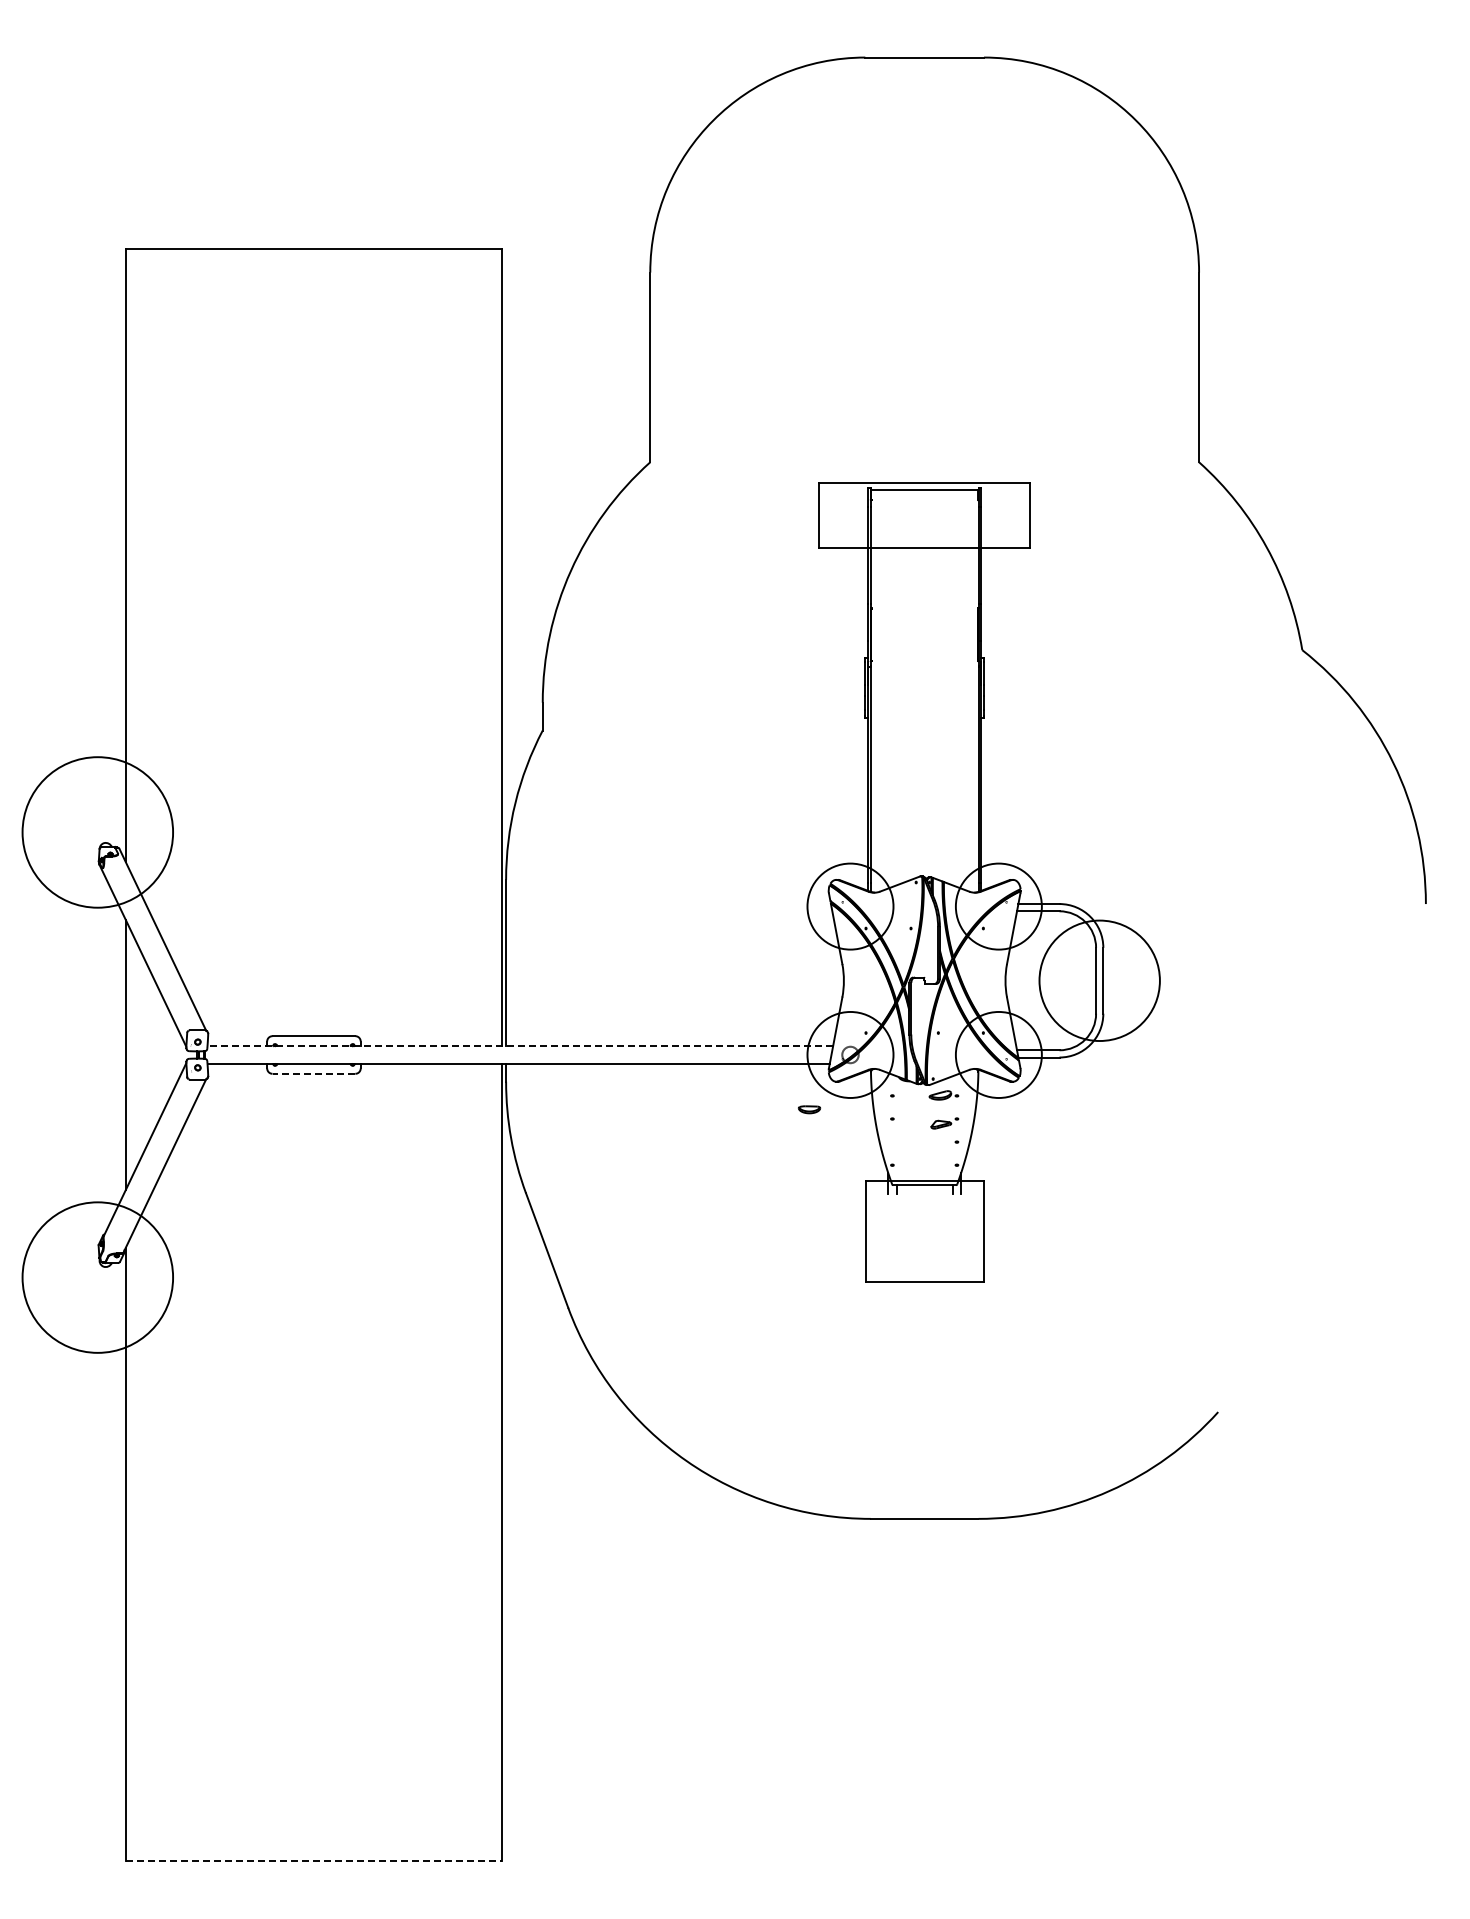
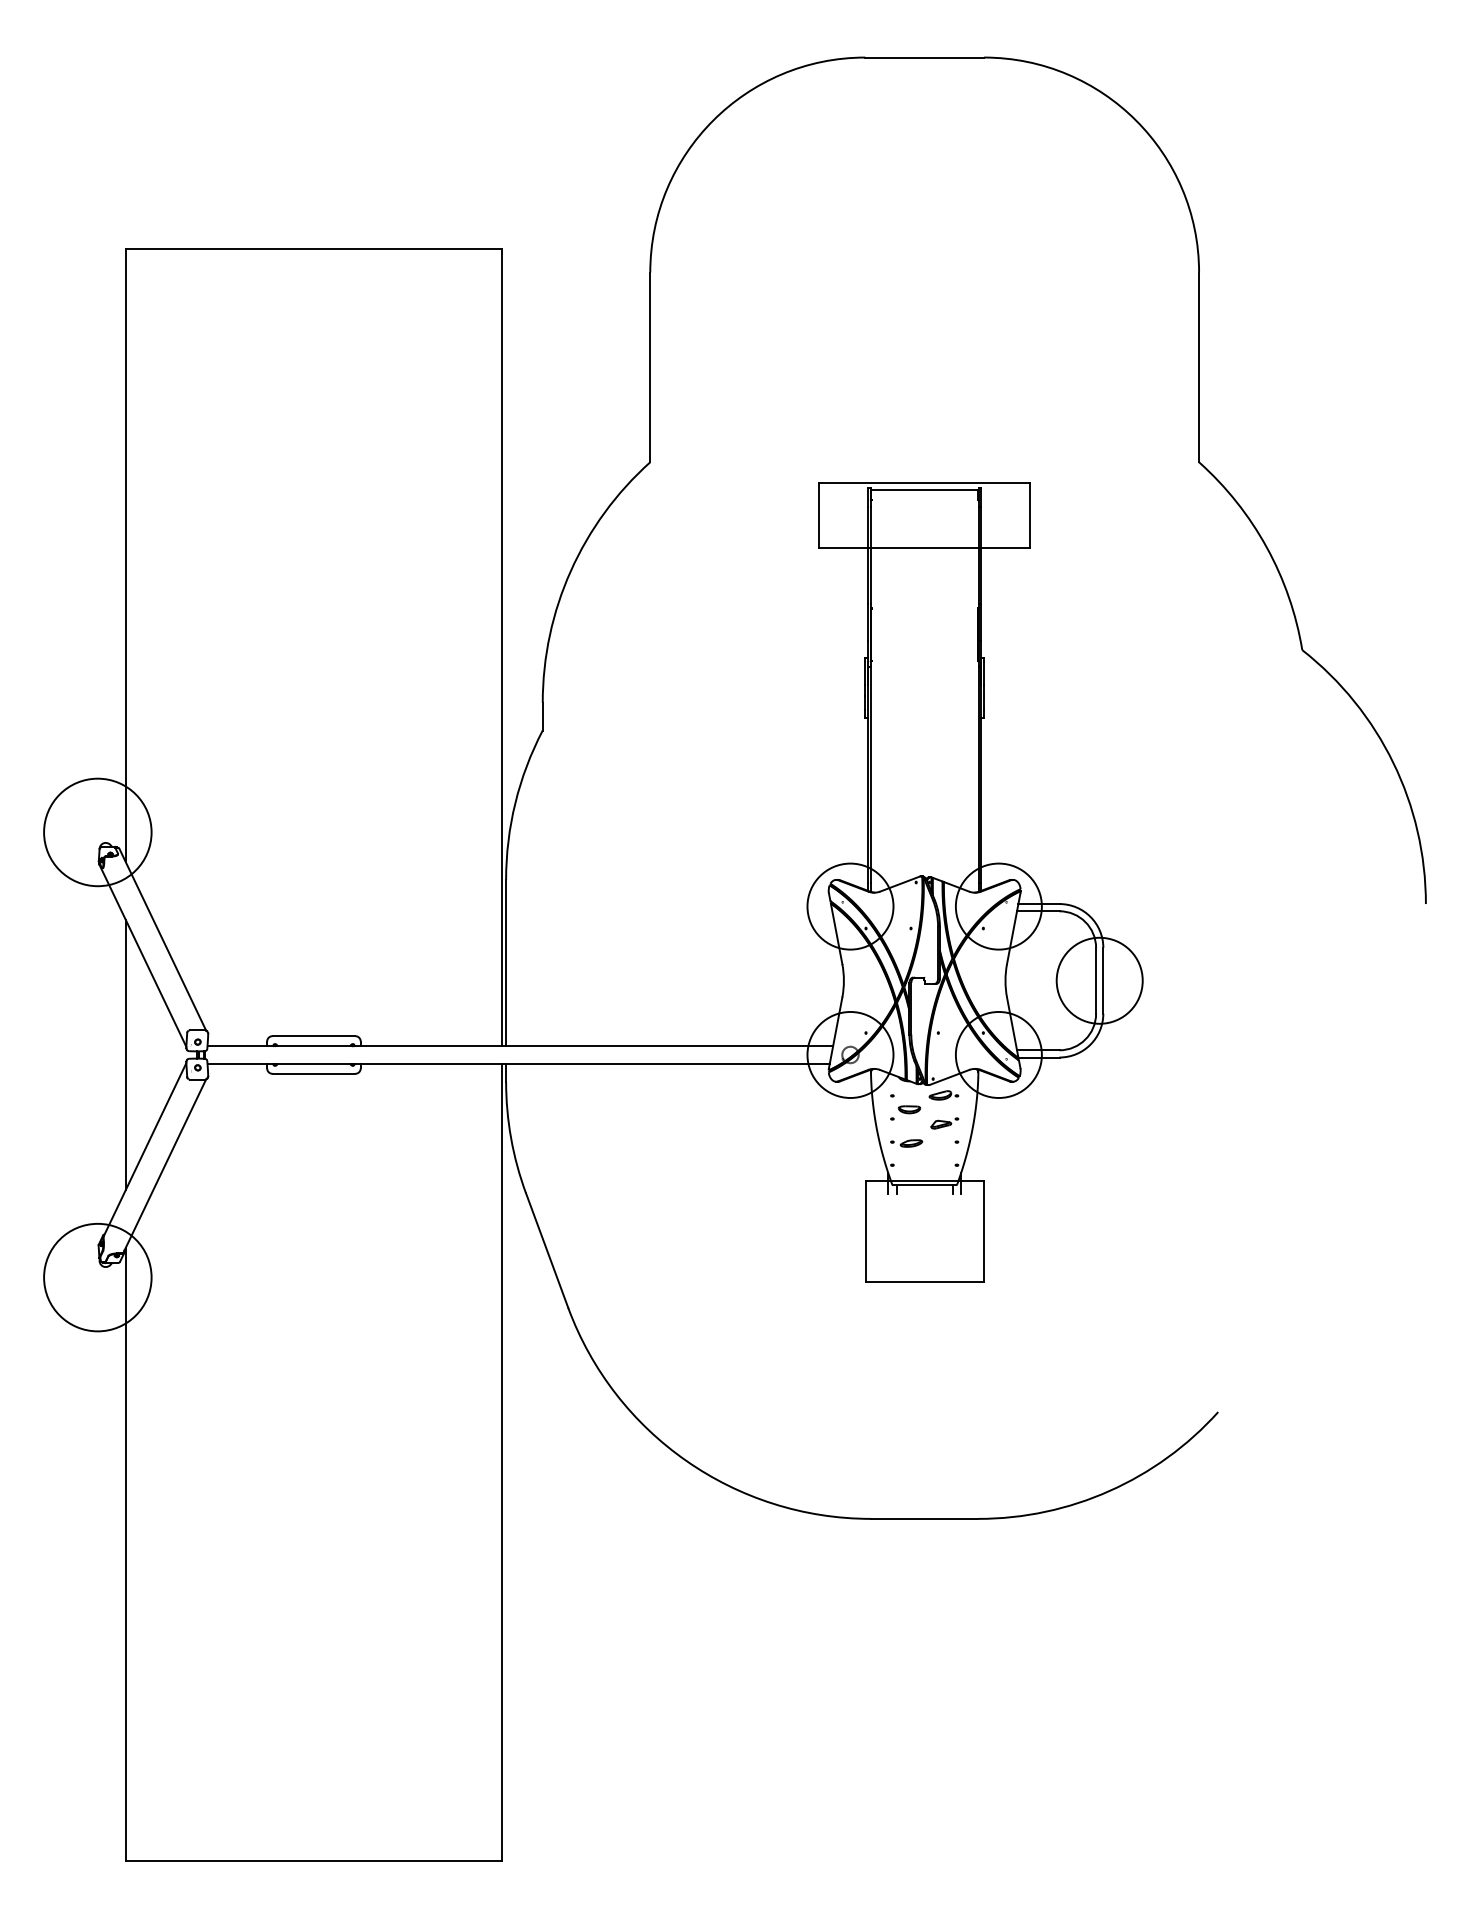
circle diameter: 151 px -> 108 px (97, 832)
circle diameter: 120 px -> 86 px (1099, 980)
line: dashed -> solid (520, 1046)
line: dashed -> solid (313, 1073)
part position: (809, 1109) -> (909, 1109) (909, 1109)
part: none -> present (906, 1143)
circle diameter: 151 px -> 108 px (97, 1277)
line: dashed -> solid (314, 1861)
